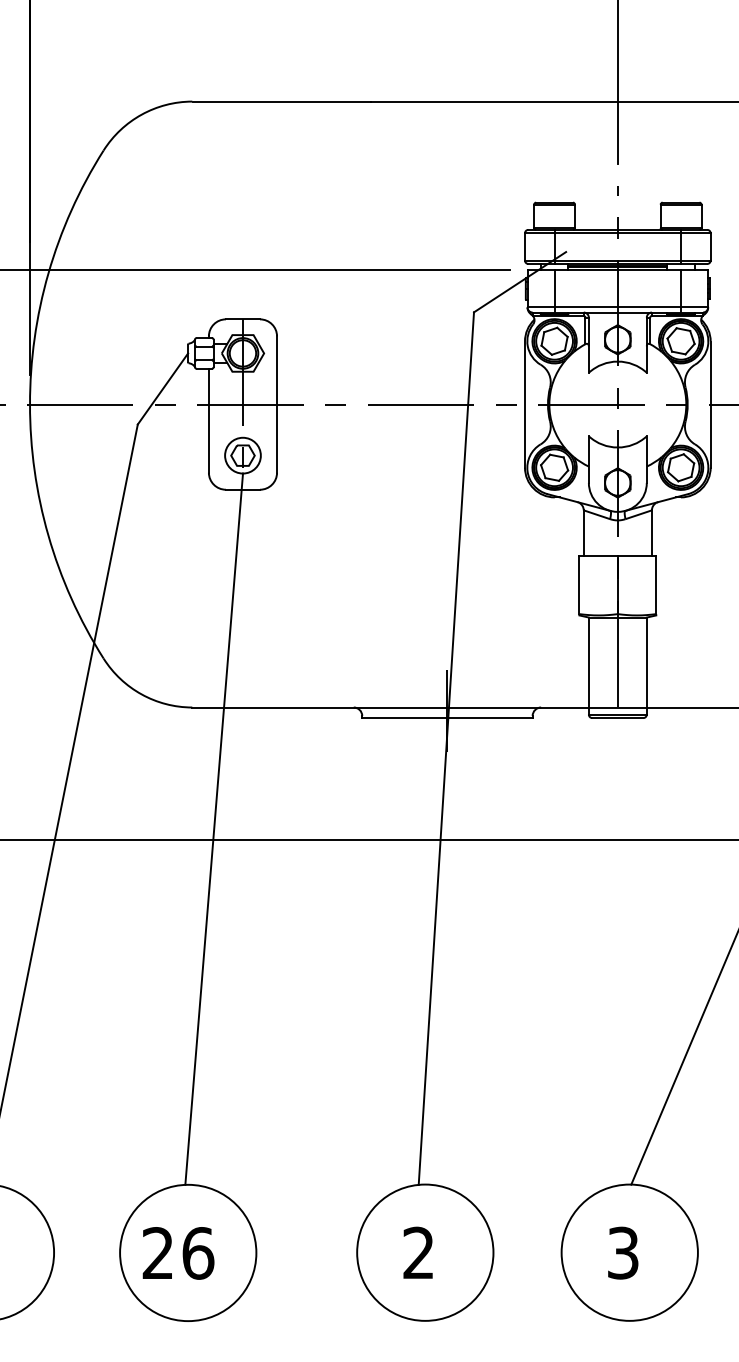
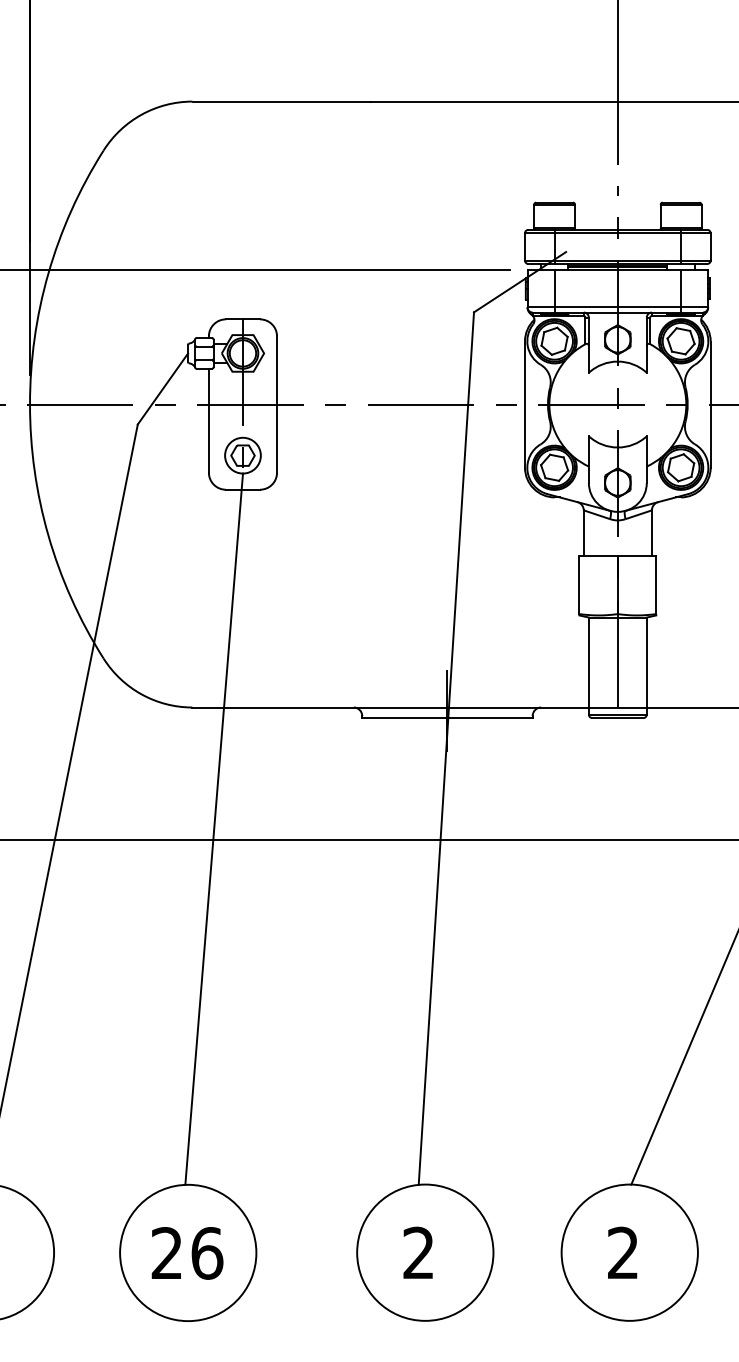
text: 3 -> 2 (623, 1252)
text position: (178, 1253) -> (187, 1253) (187, 1253)
